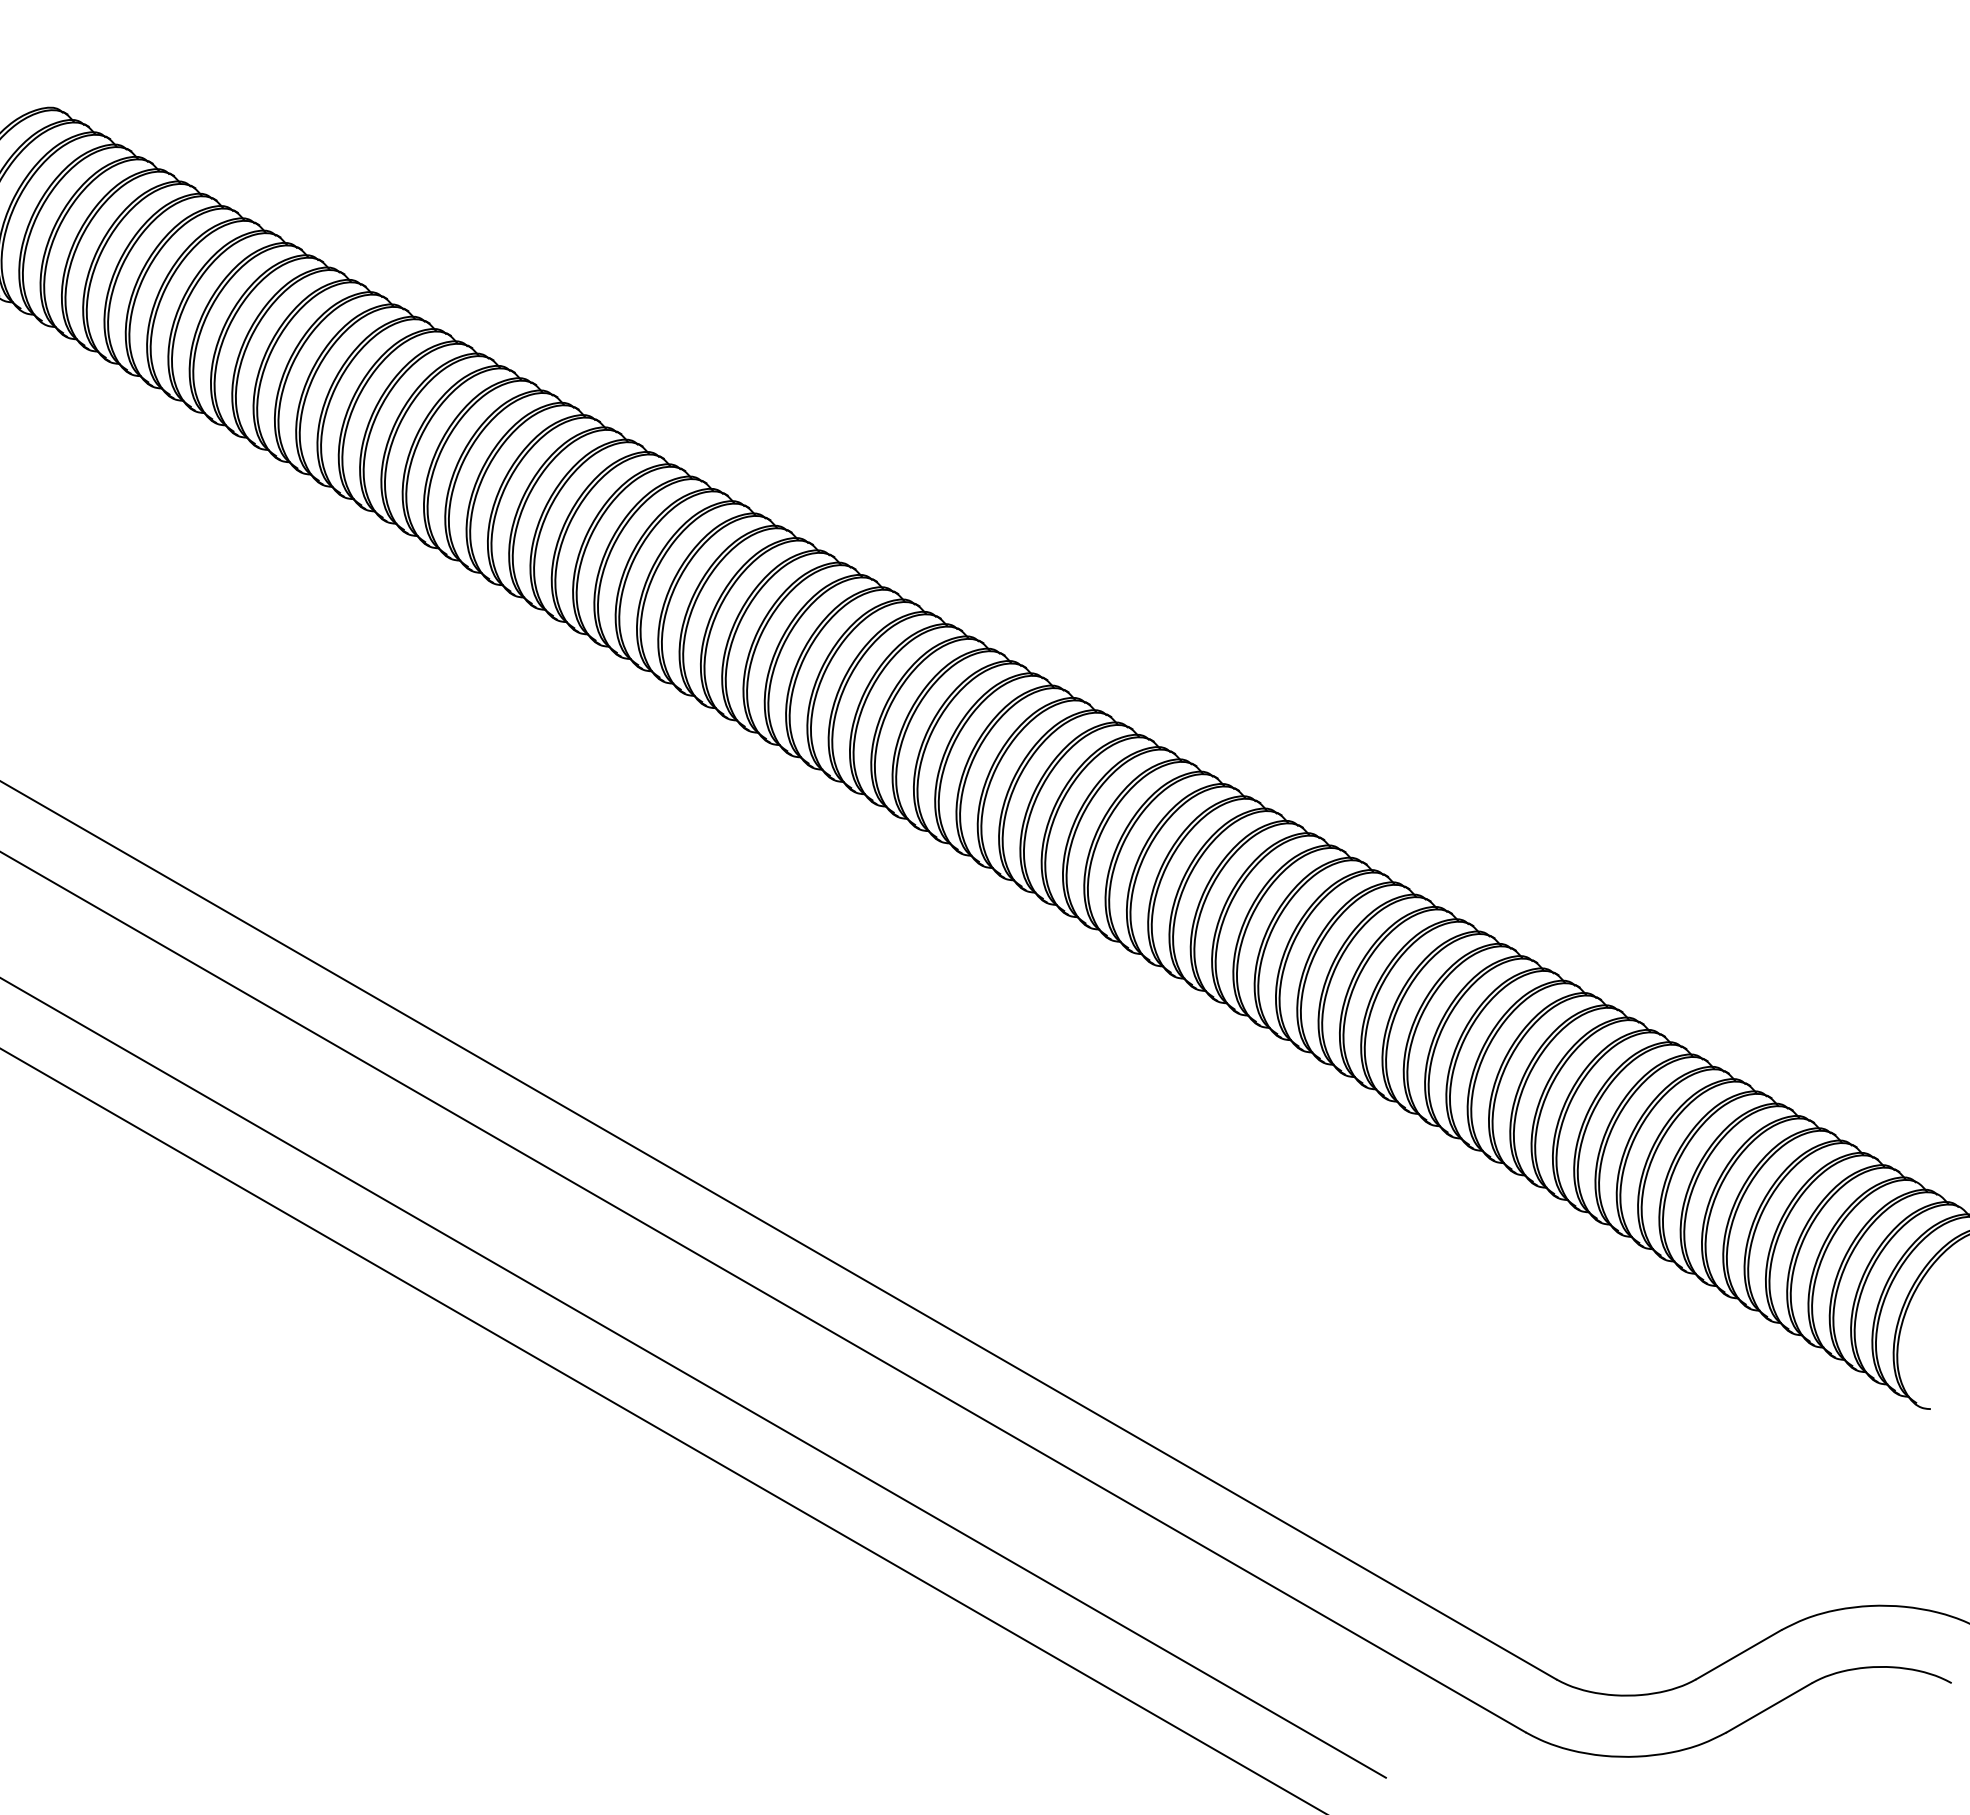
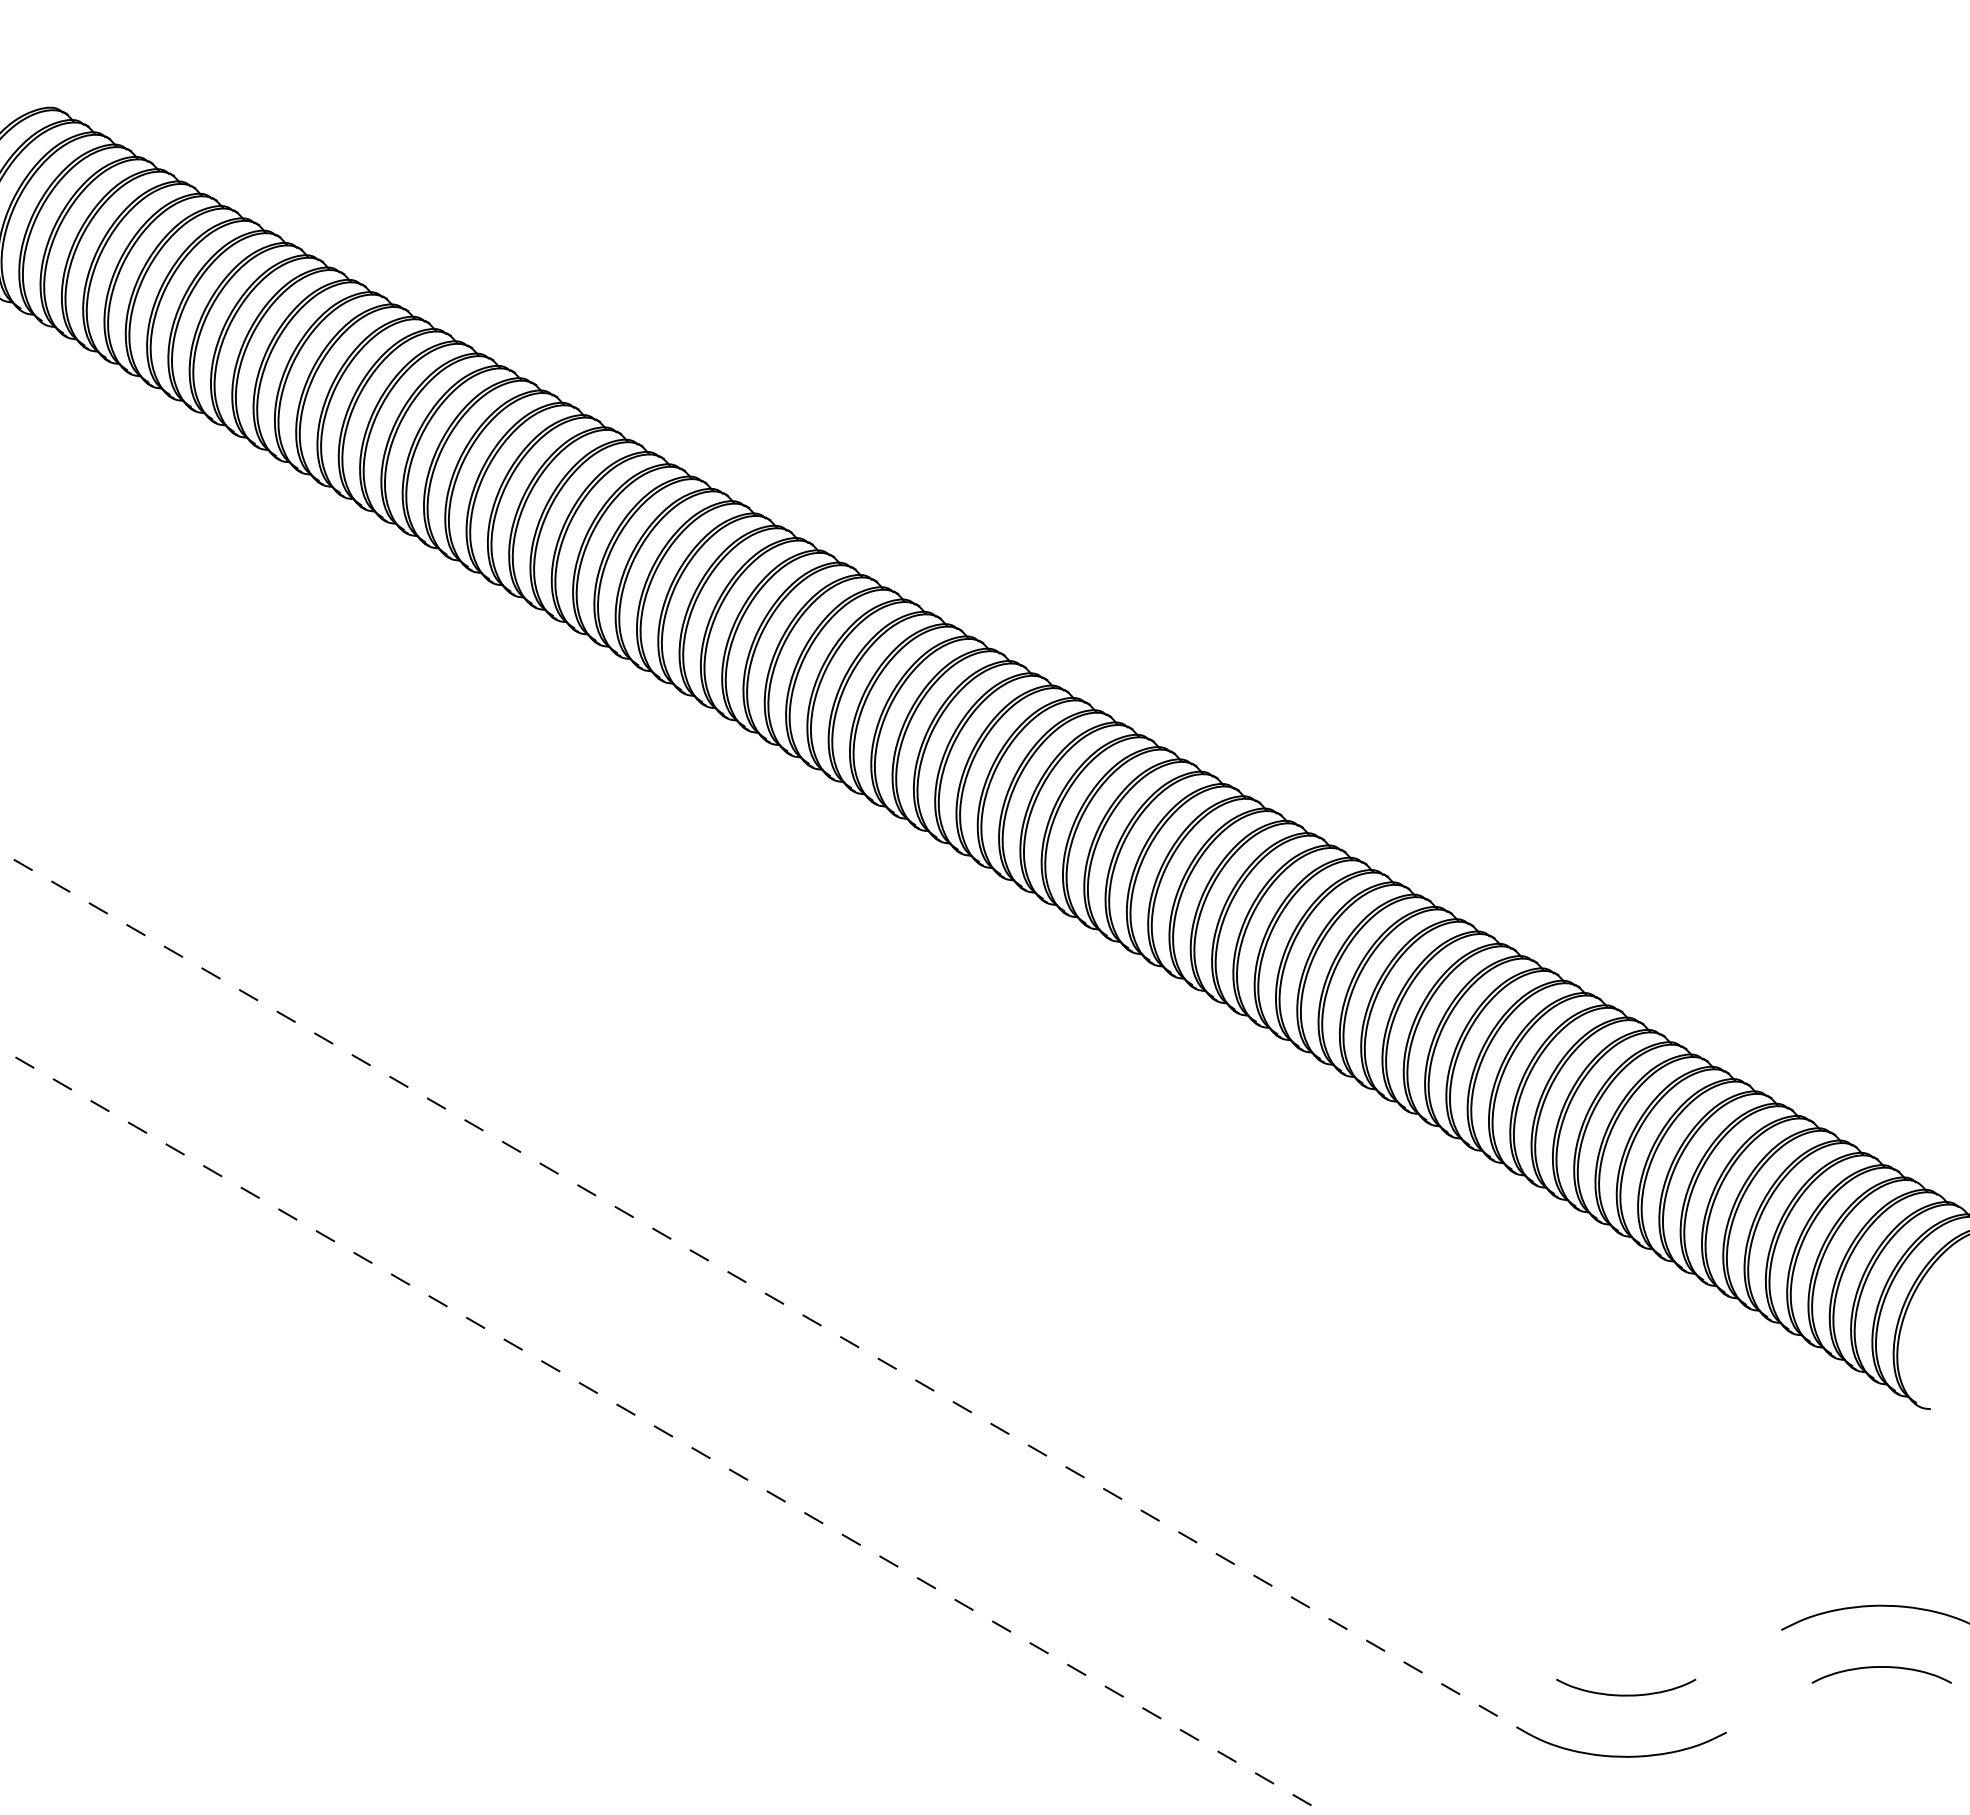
line: present -> none (779, 1230)
line: solid -> dashed (763, 1292)
line: present -> none (693, 1378)
line: solid -> dashed (664, 1431)
line: present -> none (1738, 1654)
line: present -> none (1768, 1707)
